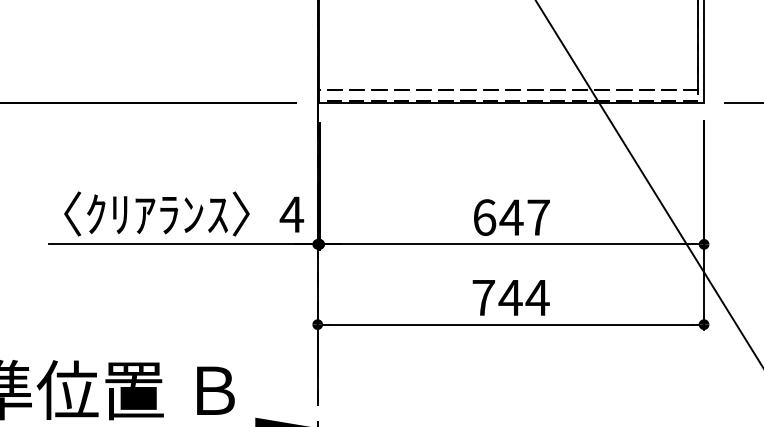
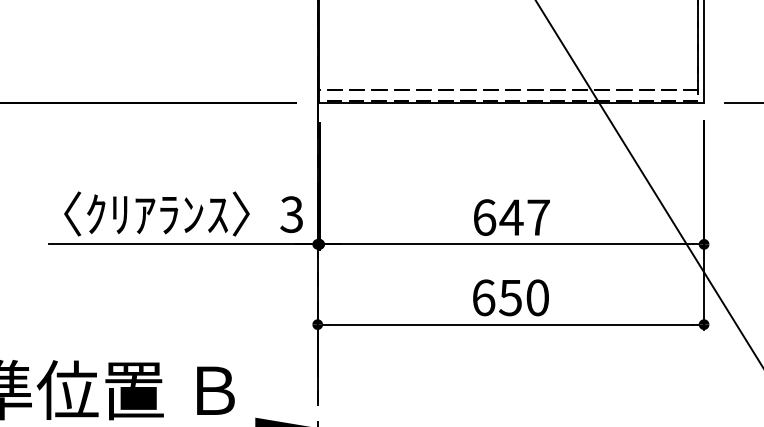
text: 4 -> 3 (291, 214)
text: 744 -> 650 (510, 297)
